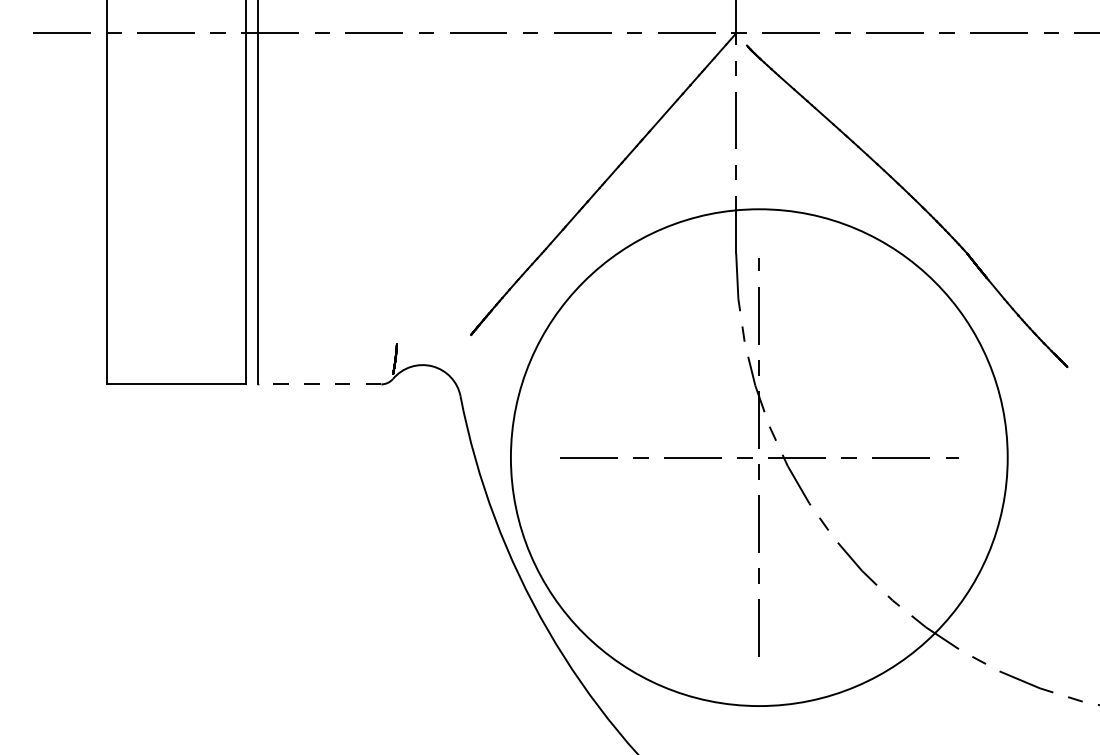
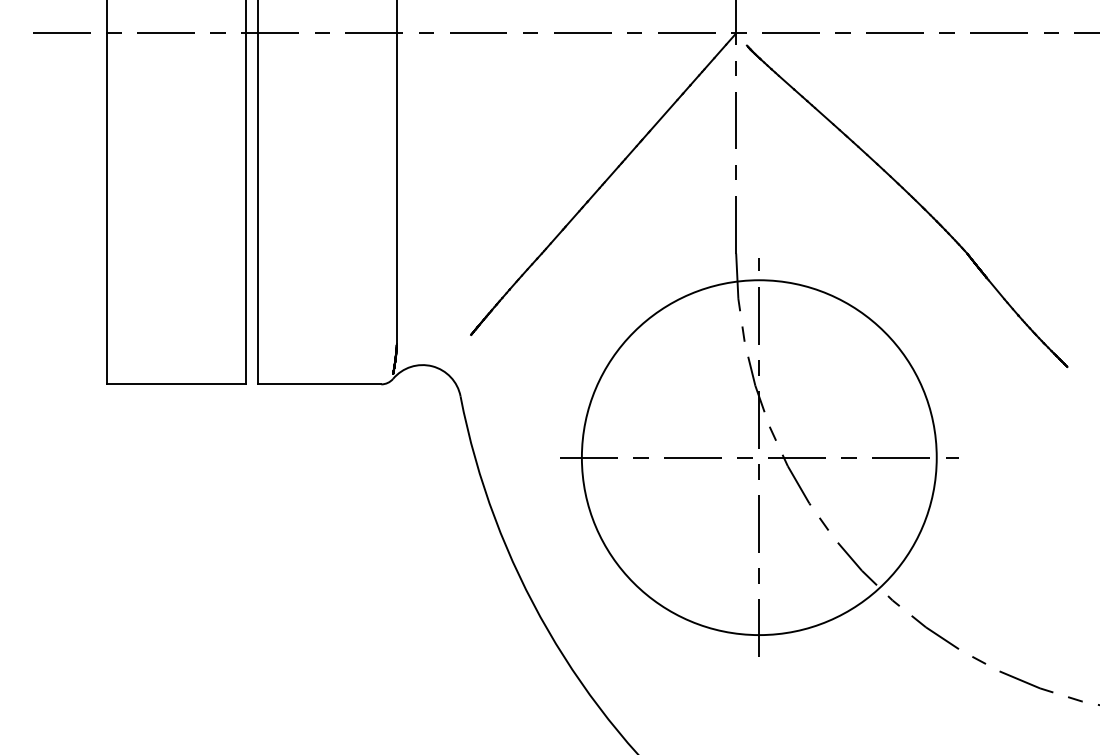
line: none -> present (396, 172)
line: dashed -> solid (319, 384)
circle diameter: 497 px -> 355 px (758, 457)
